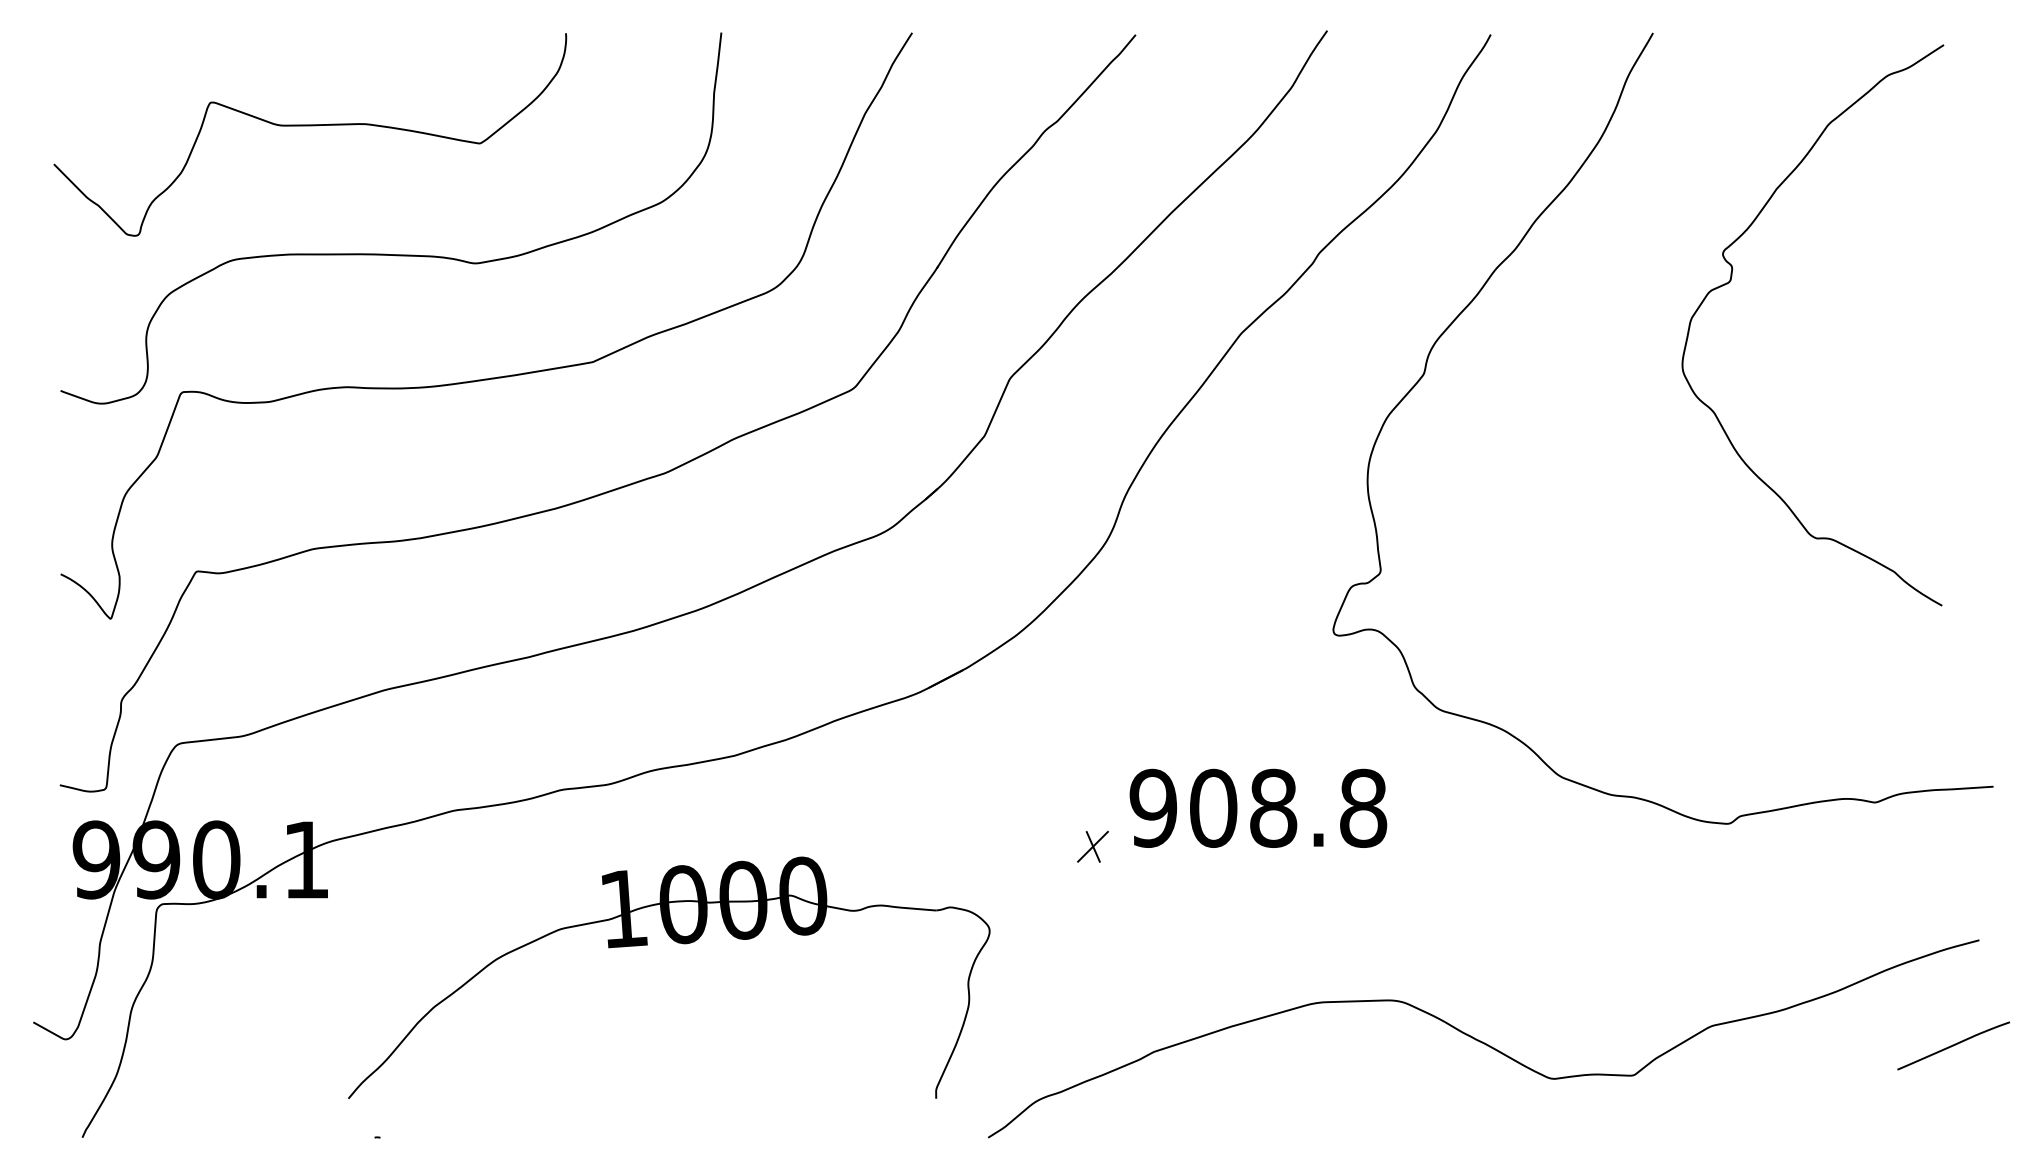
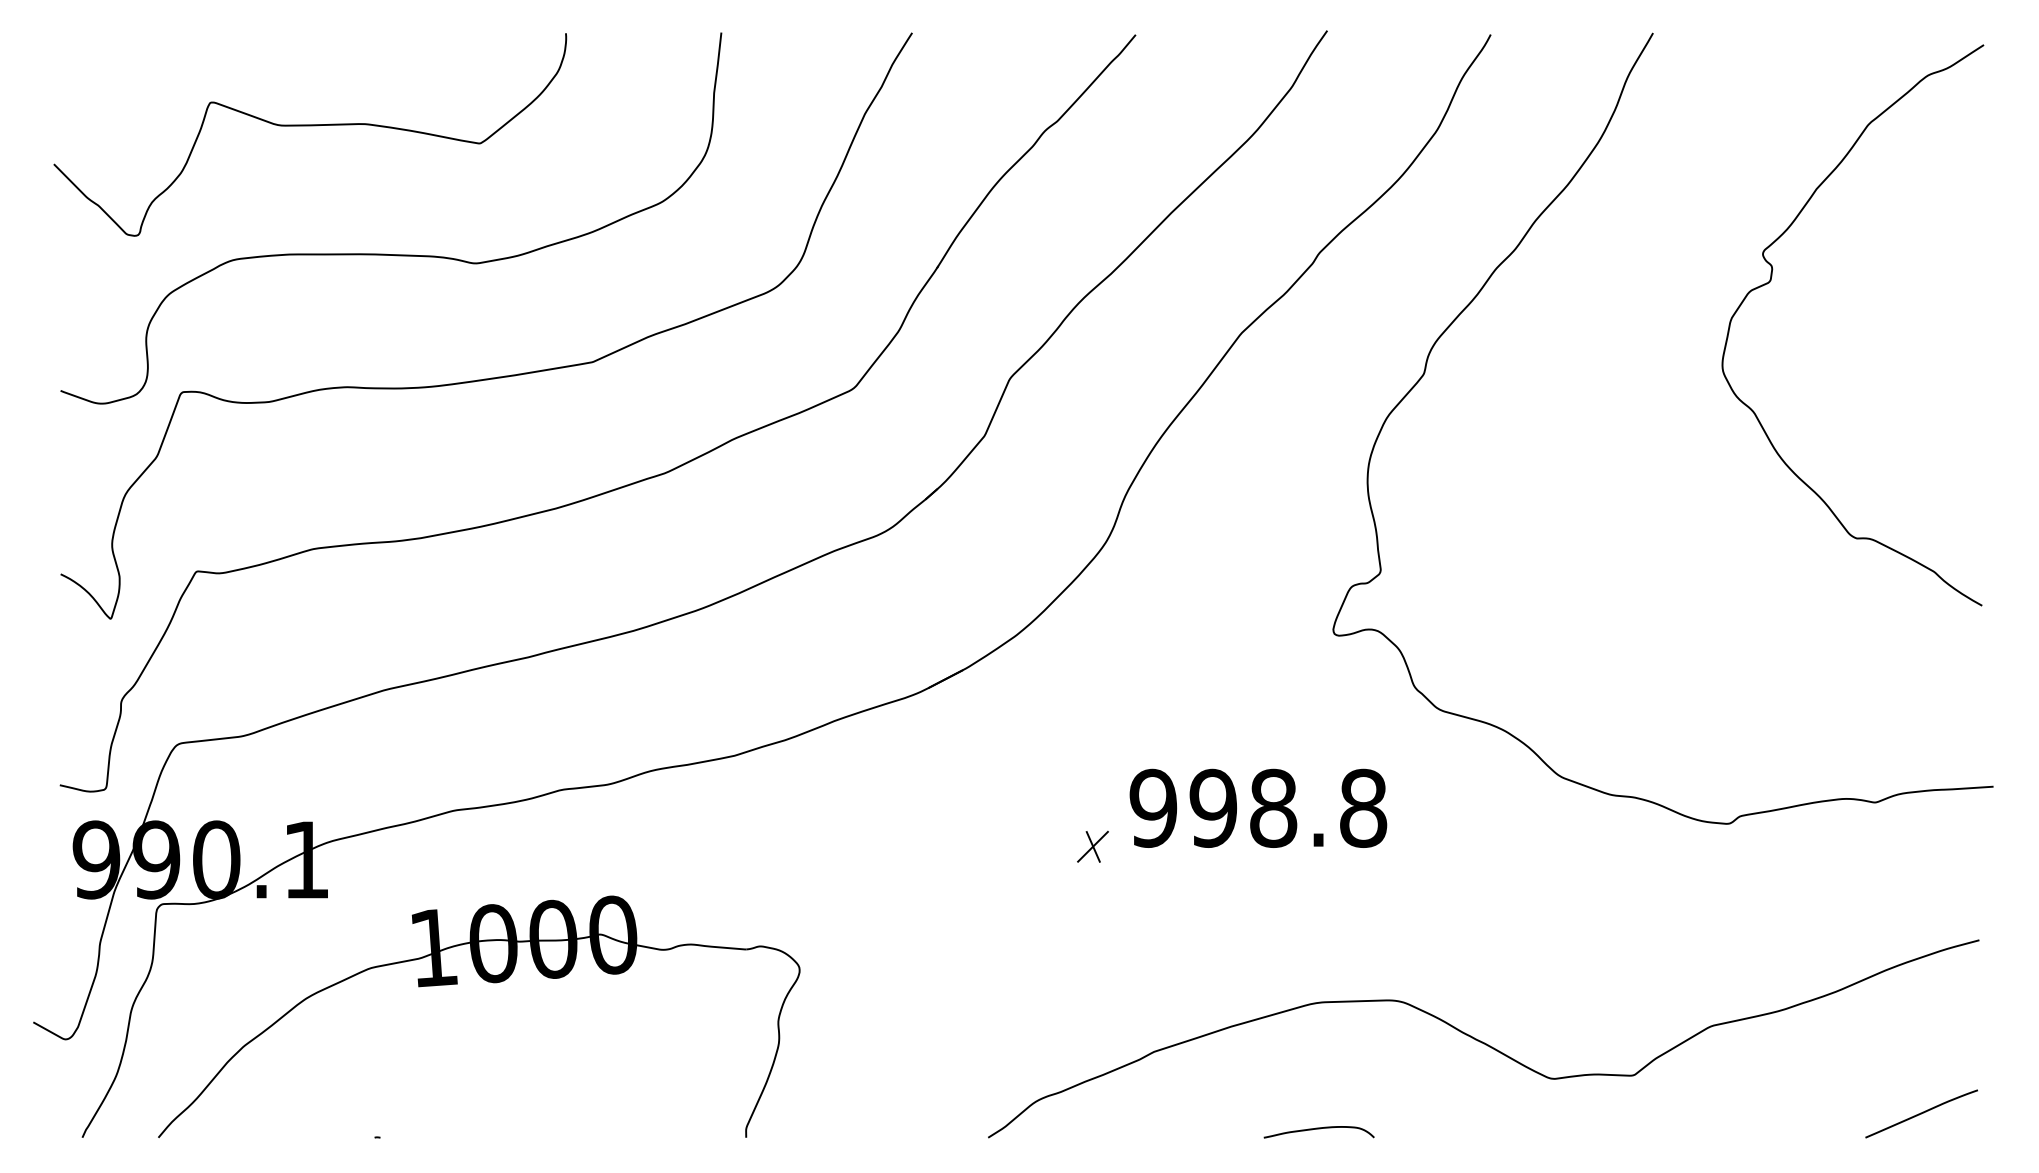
curve position: (1730, 282) -> (1770, 282) (1770, 282)
text: 908.8 -> 998.8 (1213, 808)
part position: (678, 943) -> (488, 982) (488, 982)
curve position: (1953, 1045) -> (1921, 1113) (1921, 1113)
curve: none -> present (1318, 1129)
